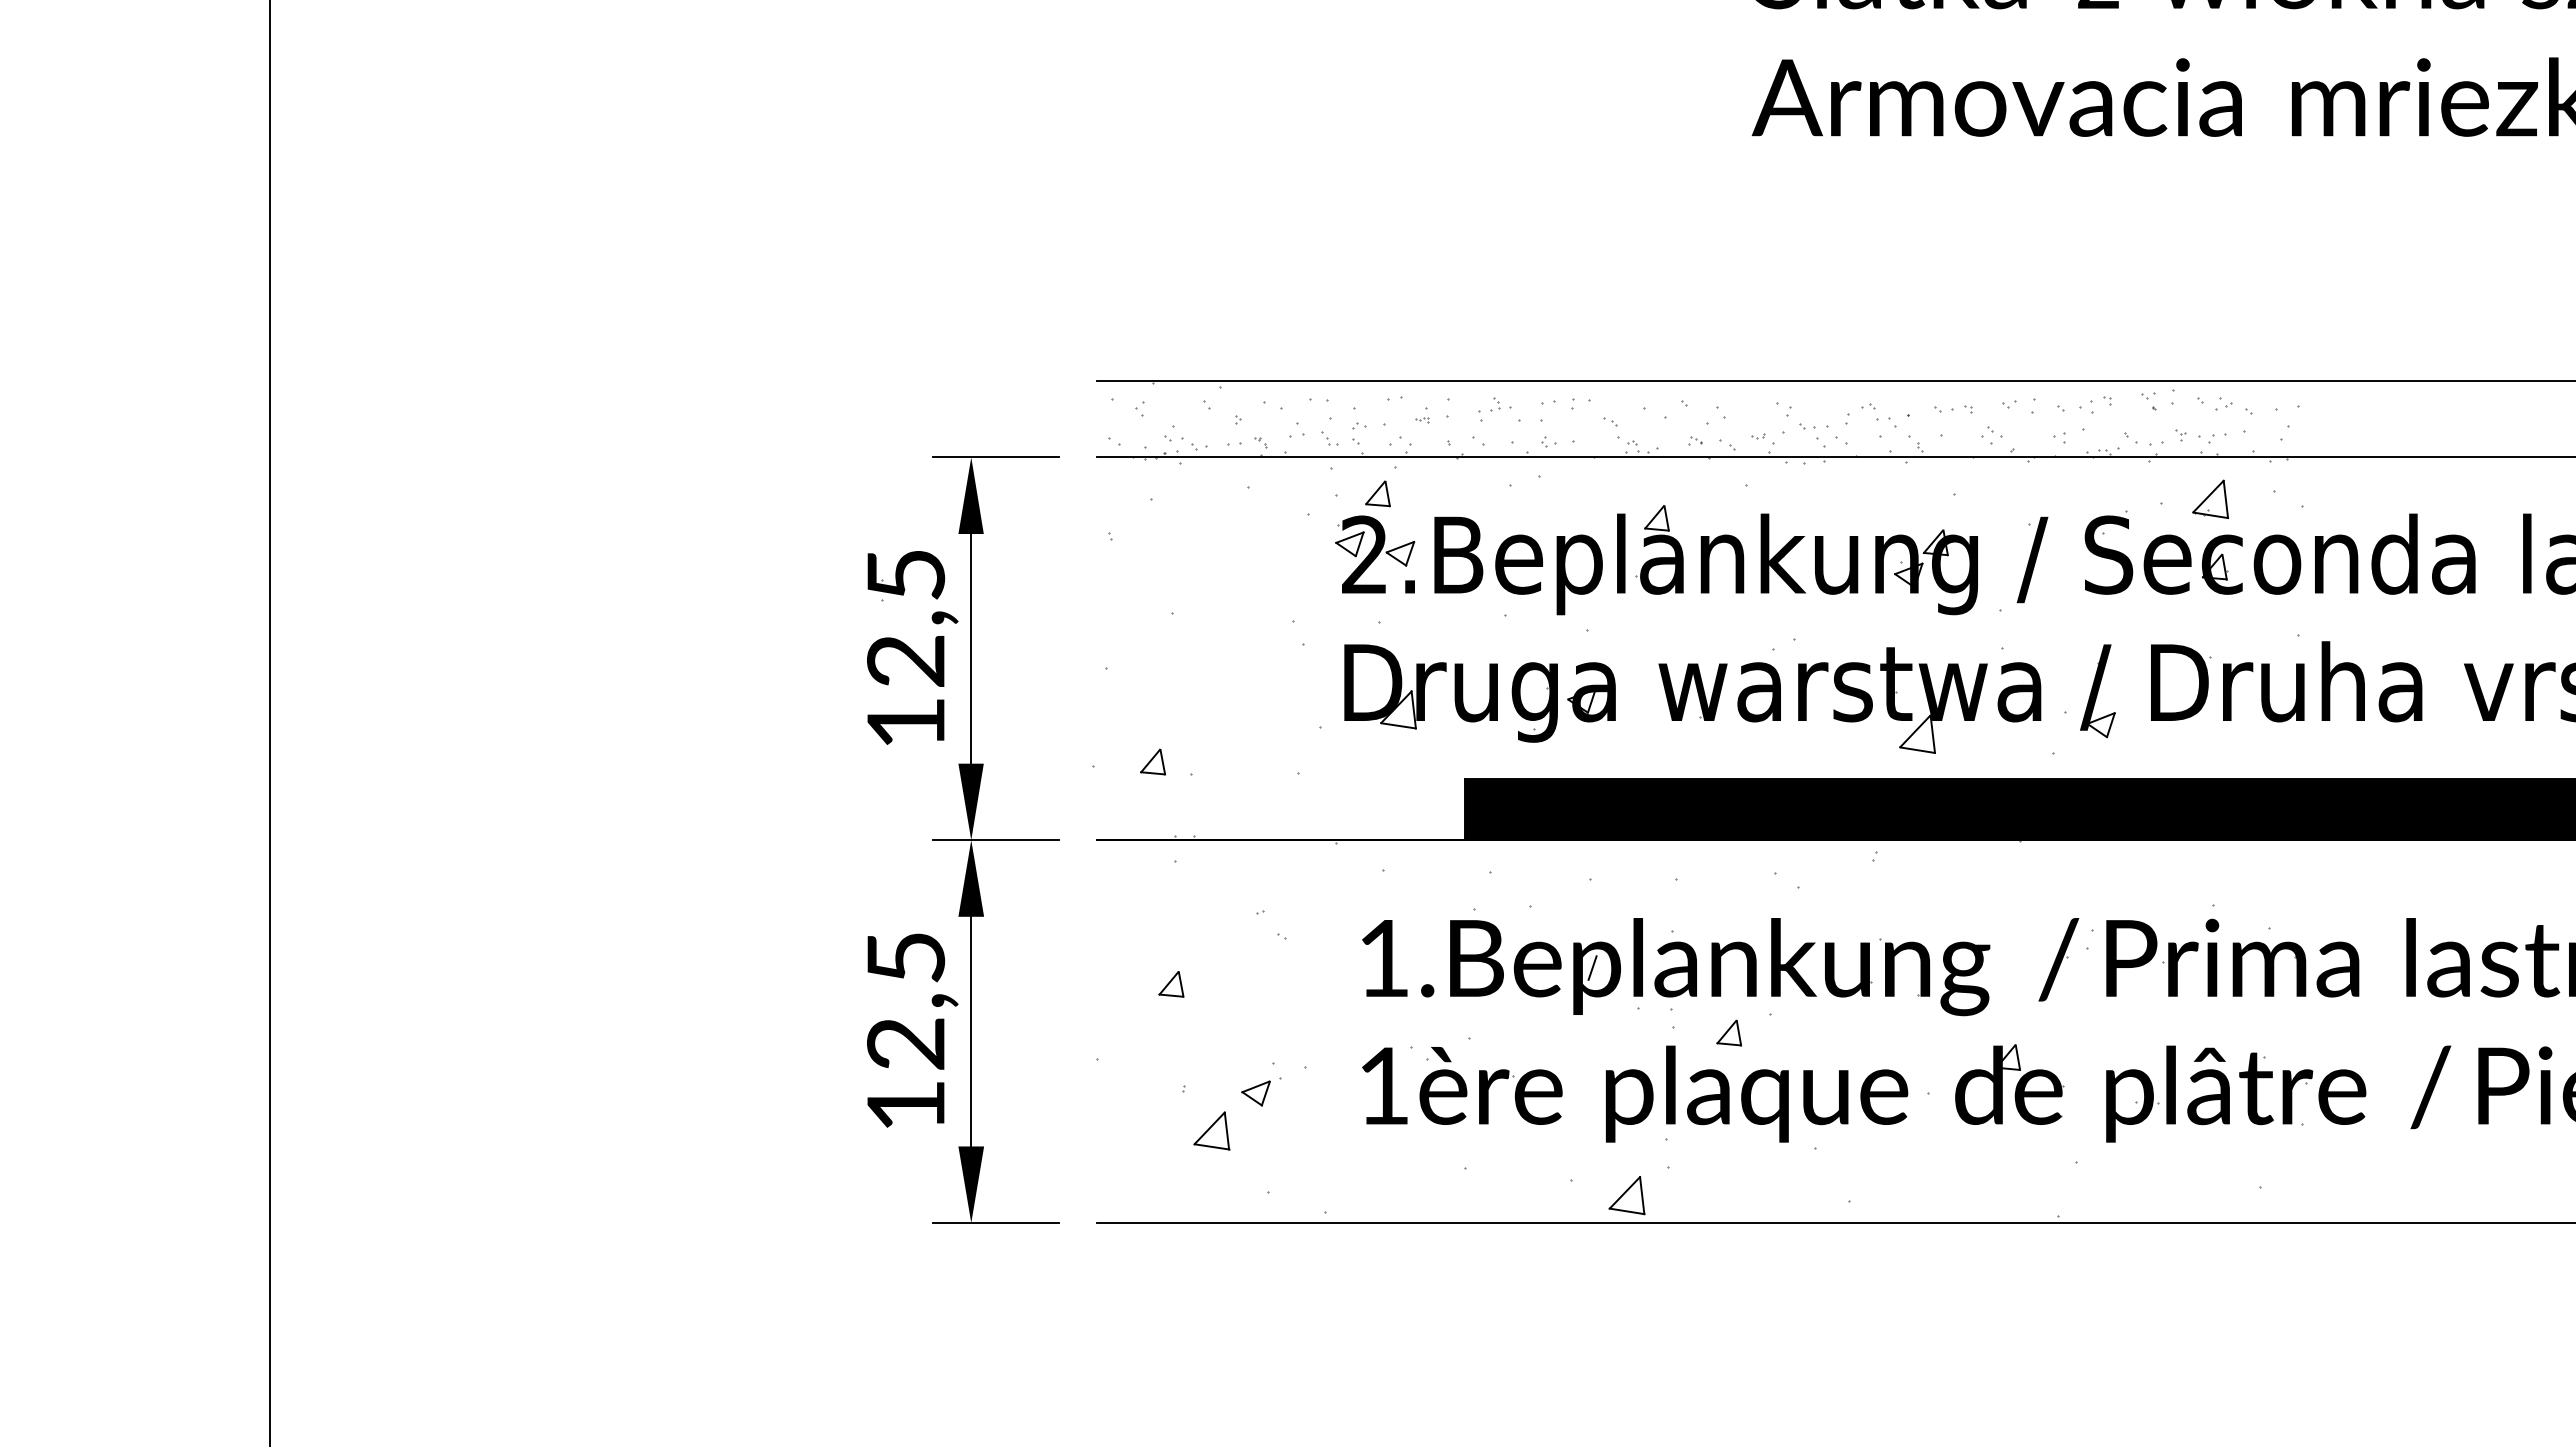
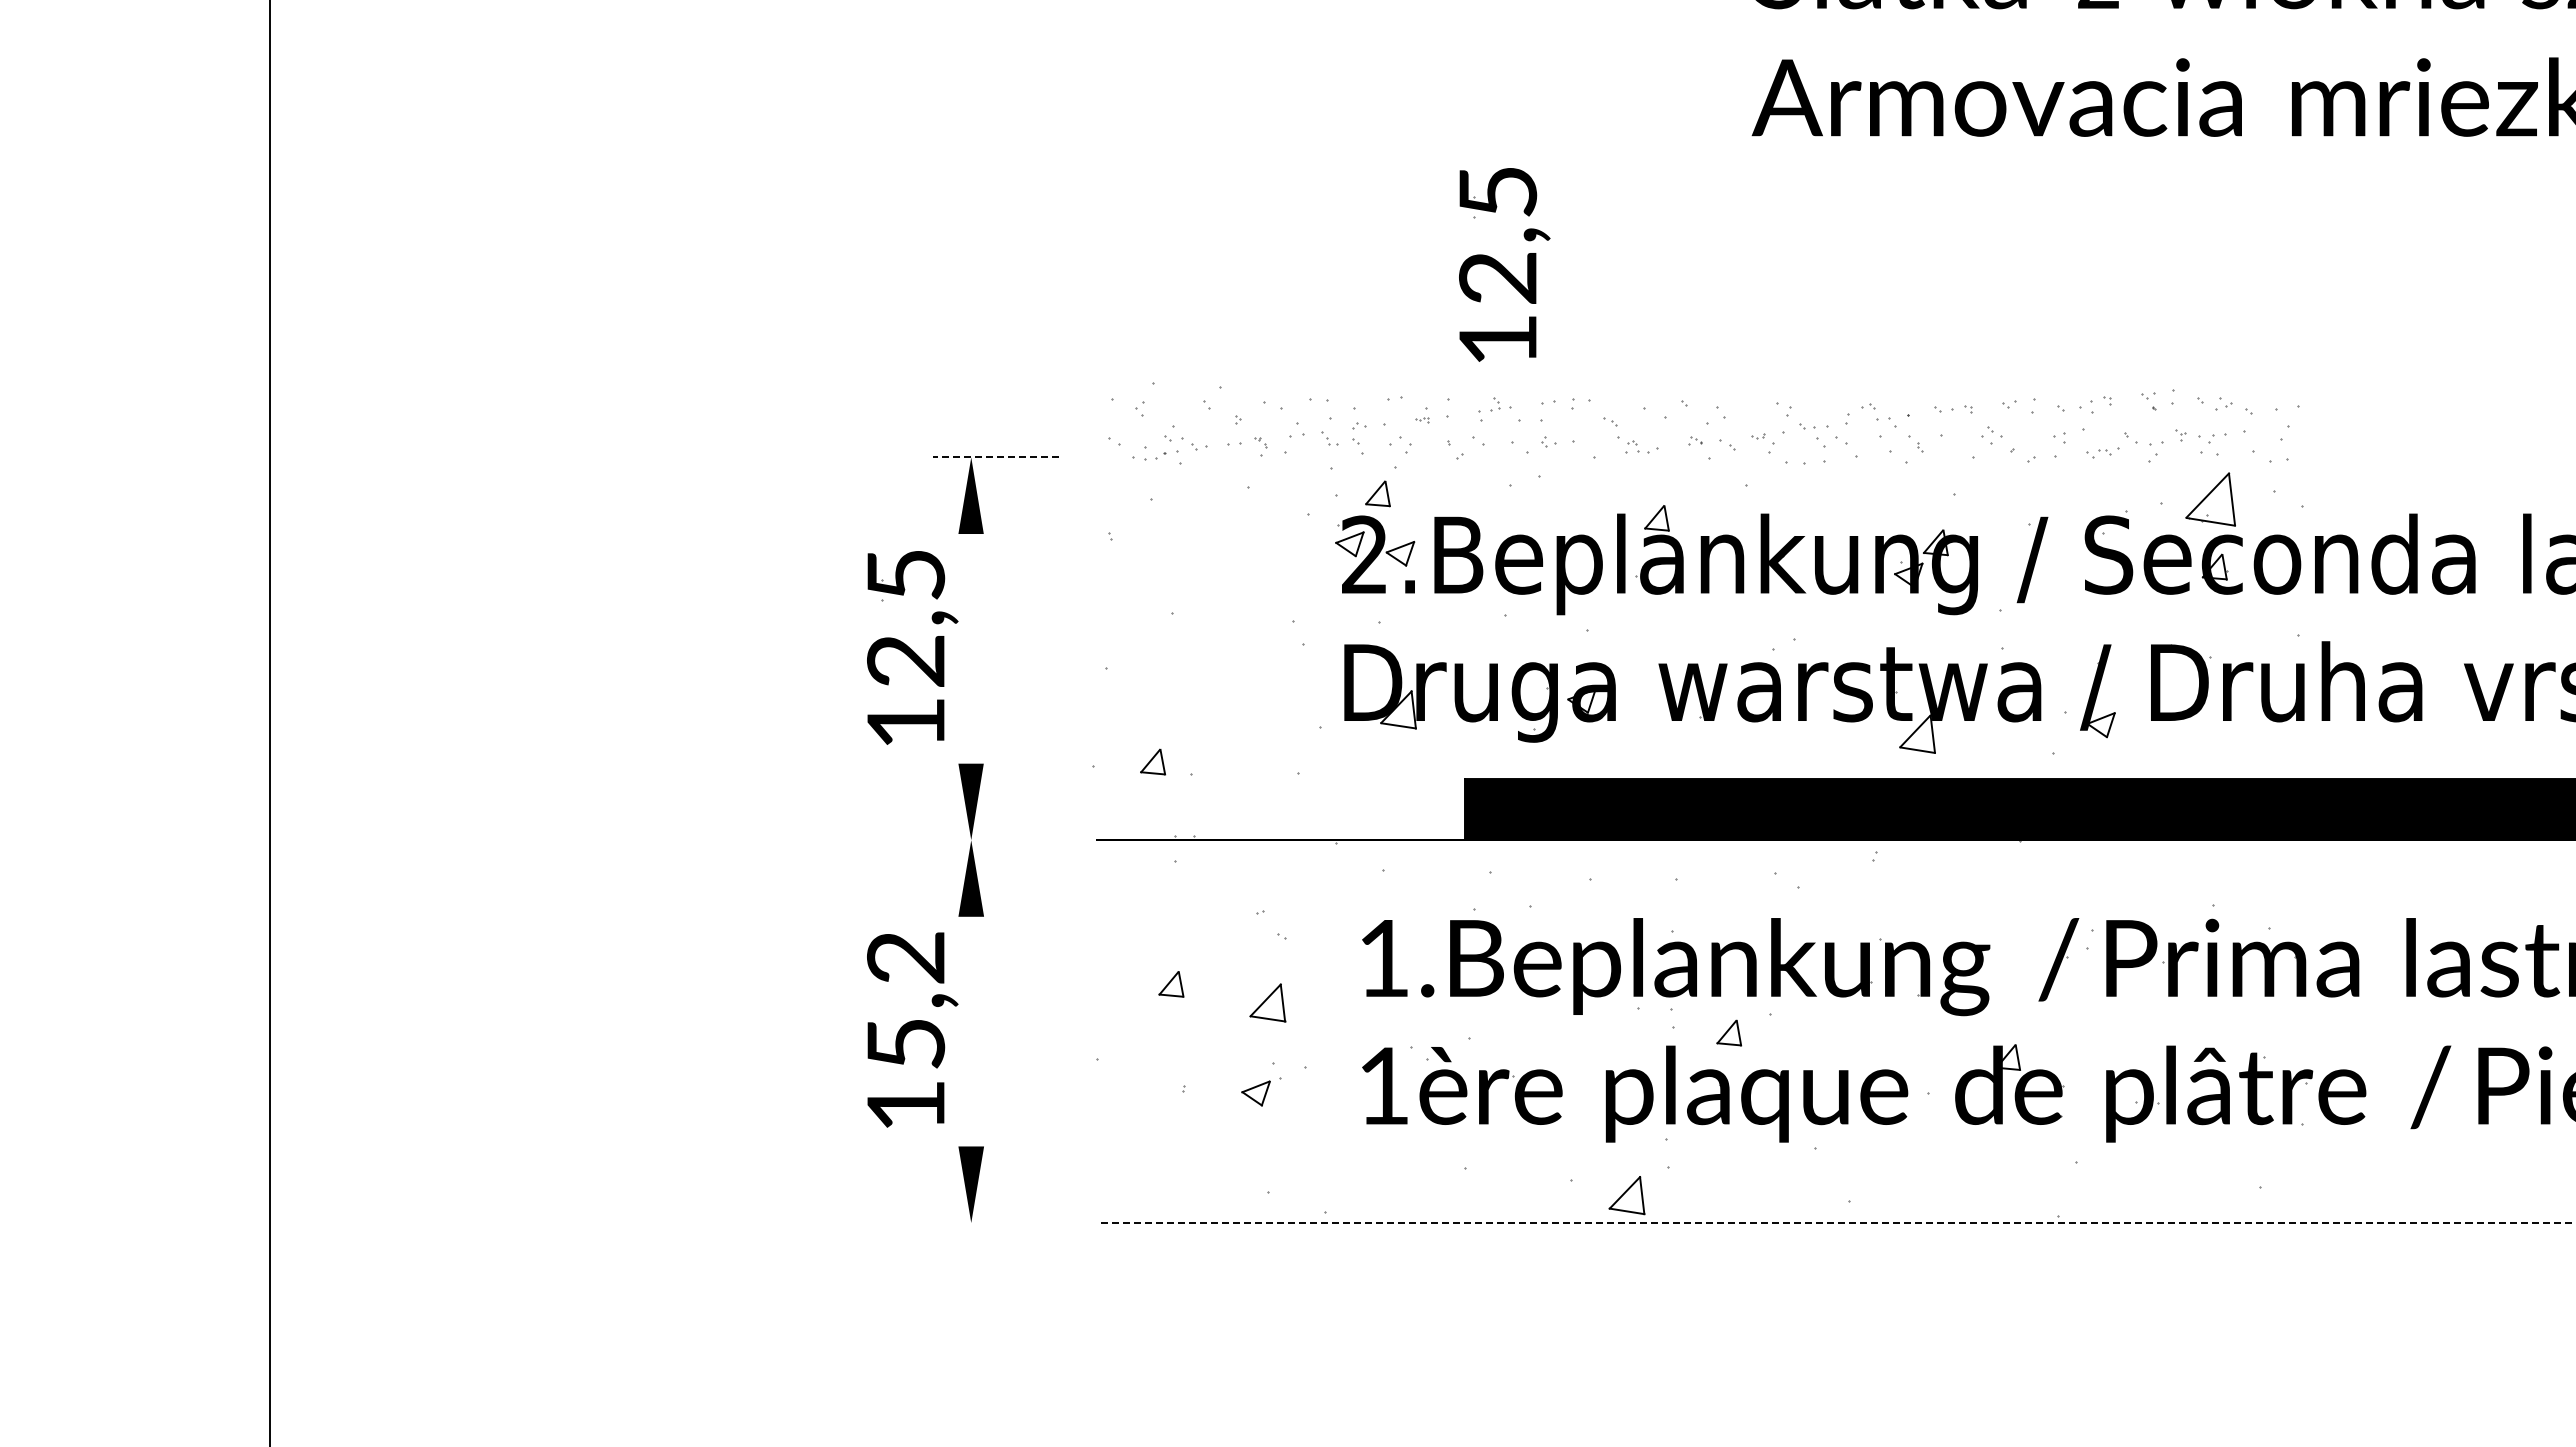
part: none -> present (1504, 264)
line: present -> none (1834, 380)
line: solid -> dashed (995, 457)
line: present -> none (1834, 457)
part size: 37x40 px -> 51x55 px (2210, 499)
line: present -> none (971, 648)
line: present -> none (995, 840)
line: present -> none (1592, 967)
text: 12,5 -> 15,2 (906, 1000)
line: present -> none (971, 1031)
part position: (1211, 1130) -> (1267, 1002) (1267, 1002)
line: present -> none (995, 1223)
line: solid -> dashed (1835, 1223)
